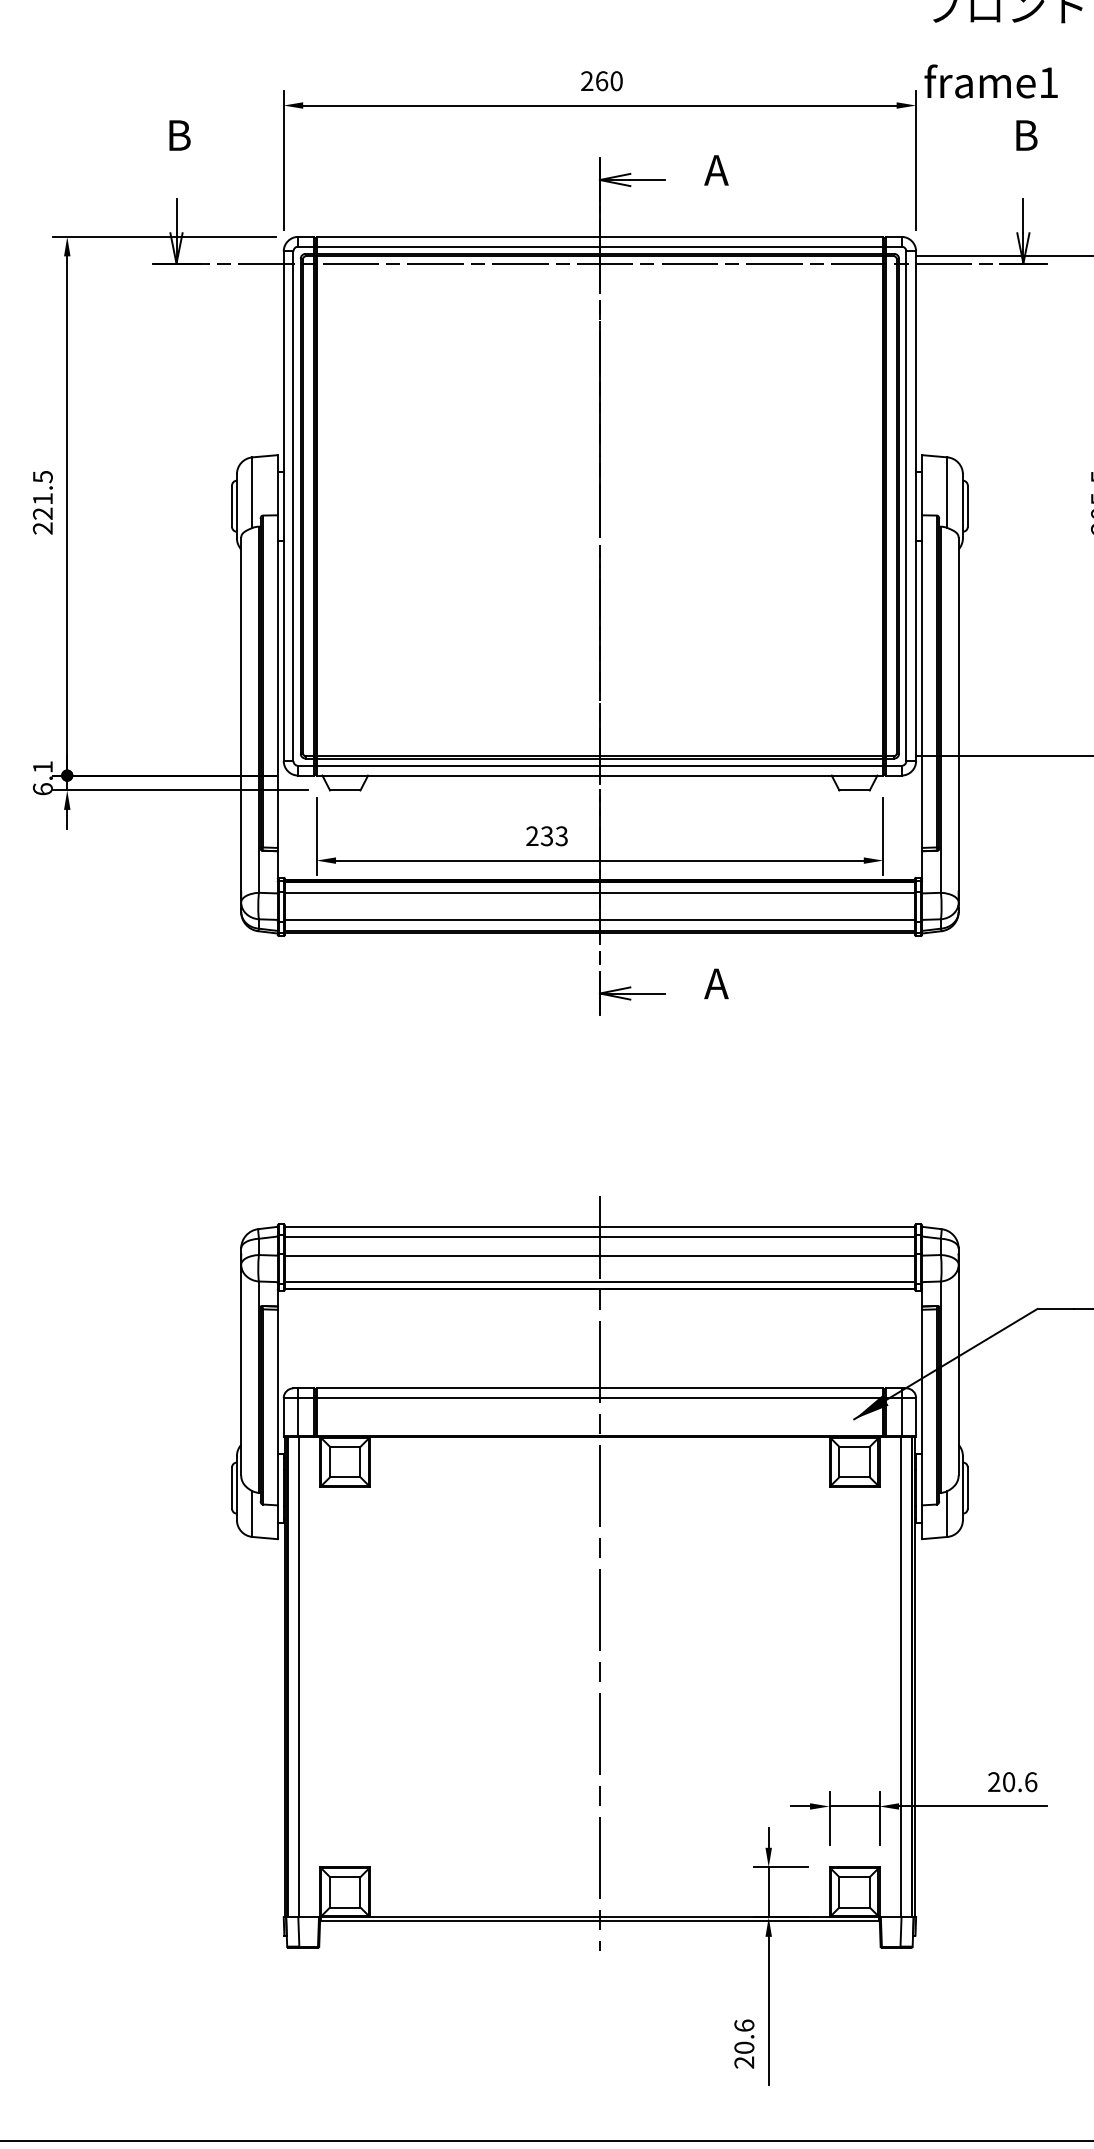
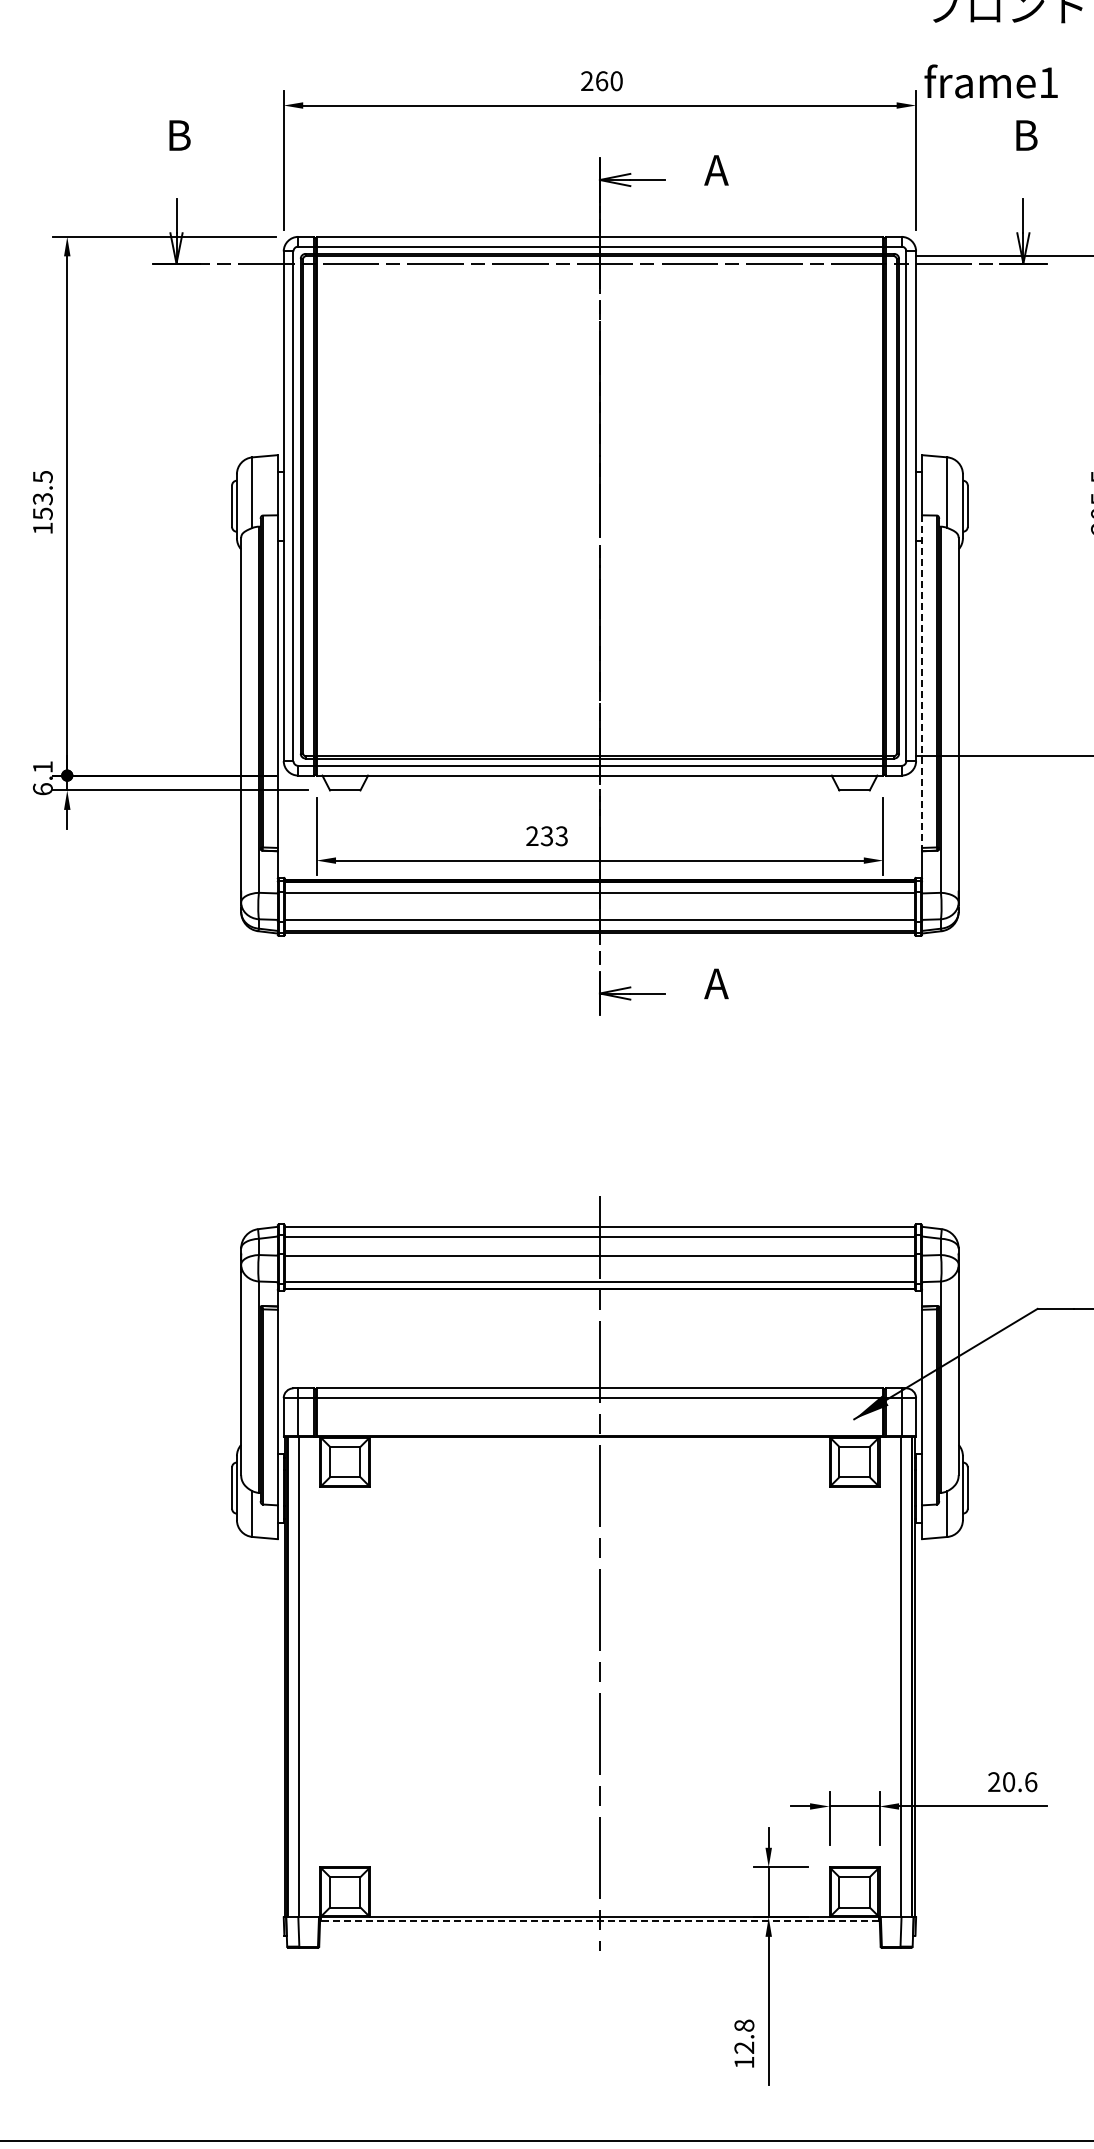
text: 221.5 -> 153.5 (42, 513)
line: solid -> dashed (922, 682)
line: solid -> dashed (599, 1921)
text: 20.6 -> 12.8 (744, 2043)
